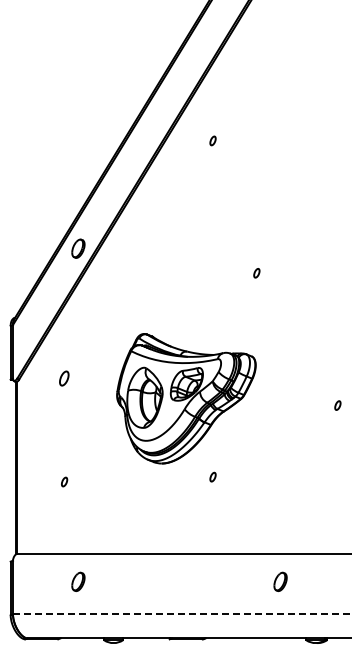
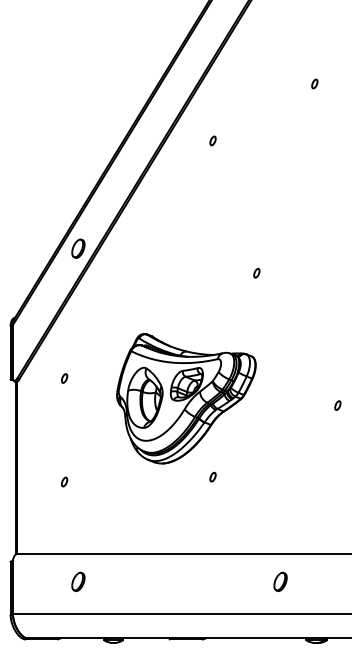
part: none -> present (314, 83)
part size: 11x17 px -> 8x11 px (64, 378)
line: dashed -> solid (182, 614)
